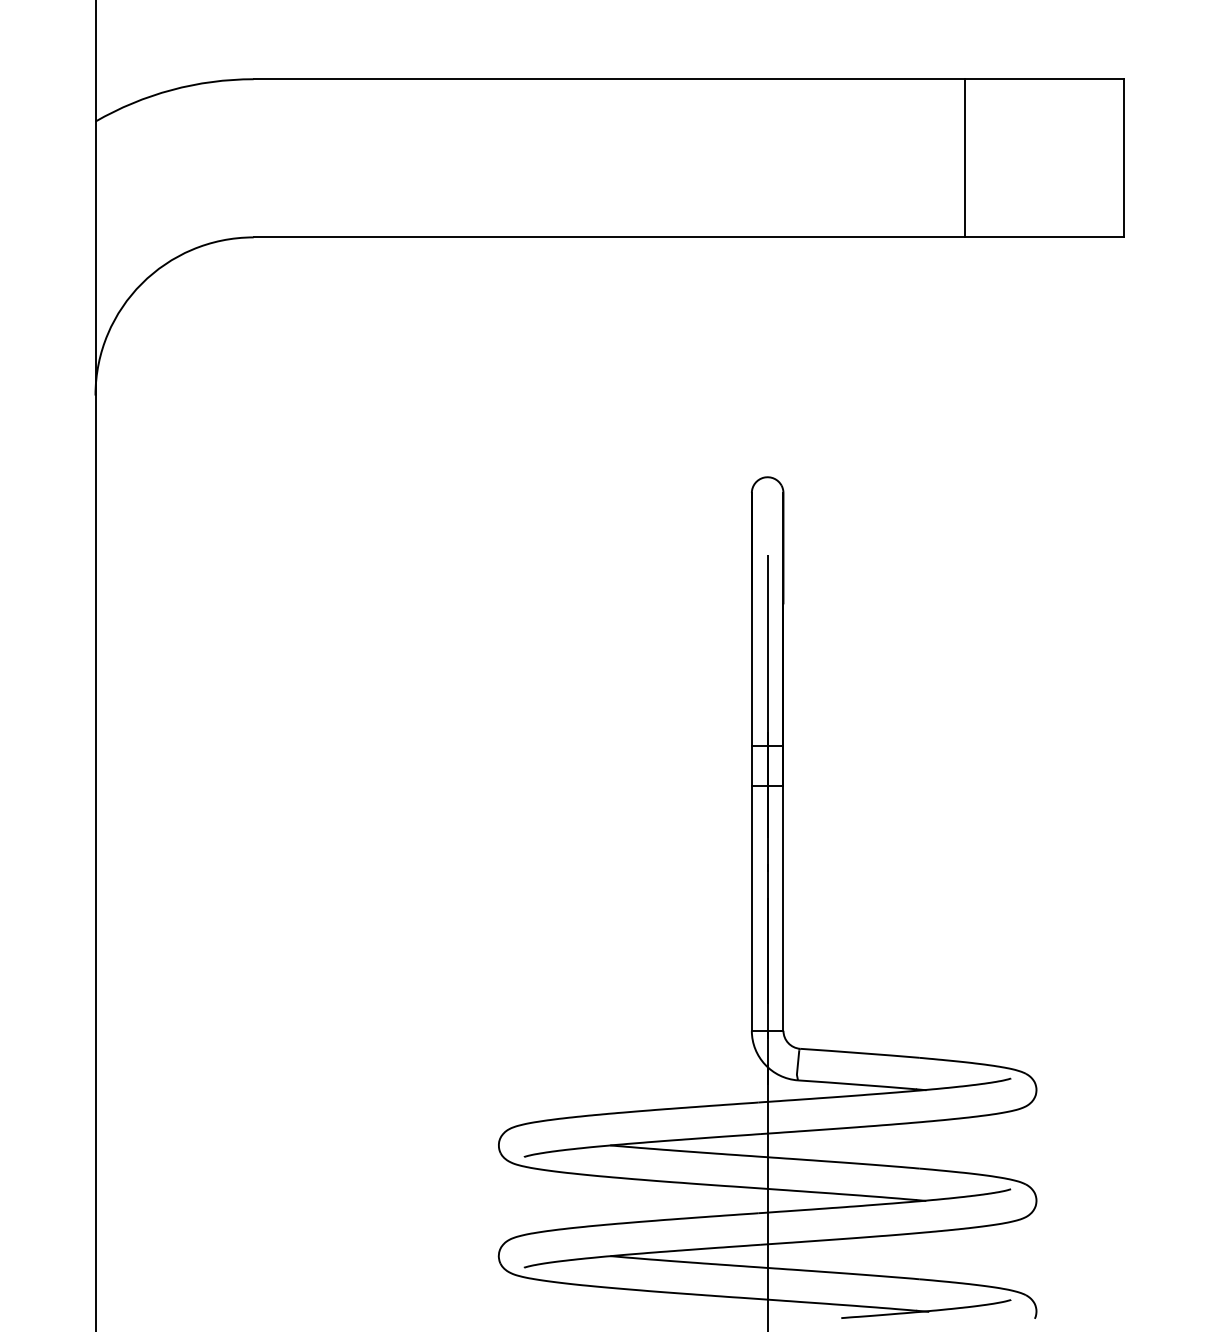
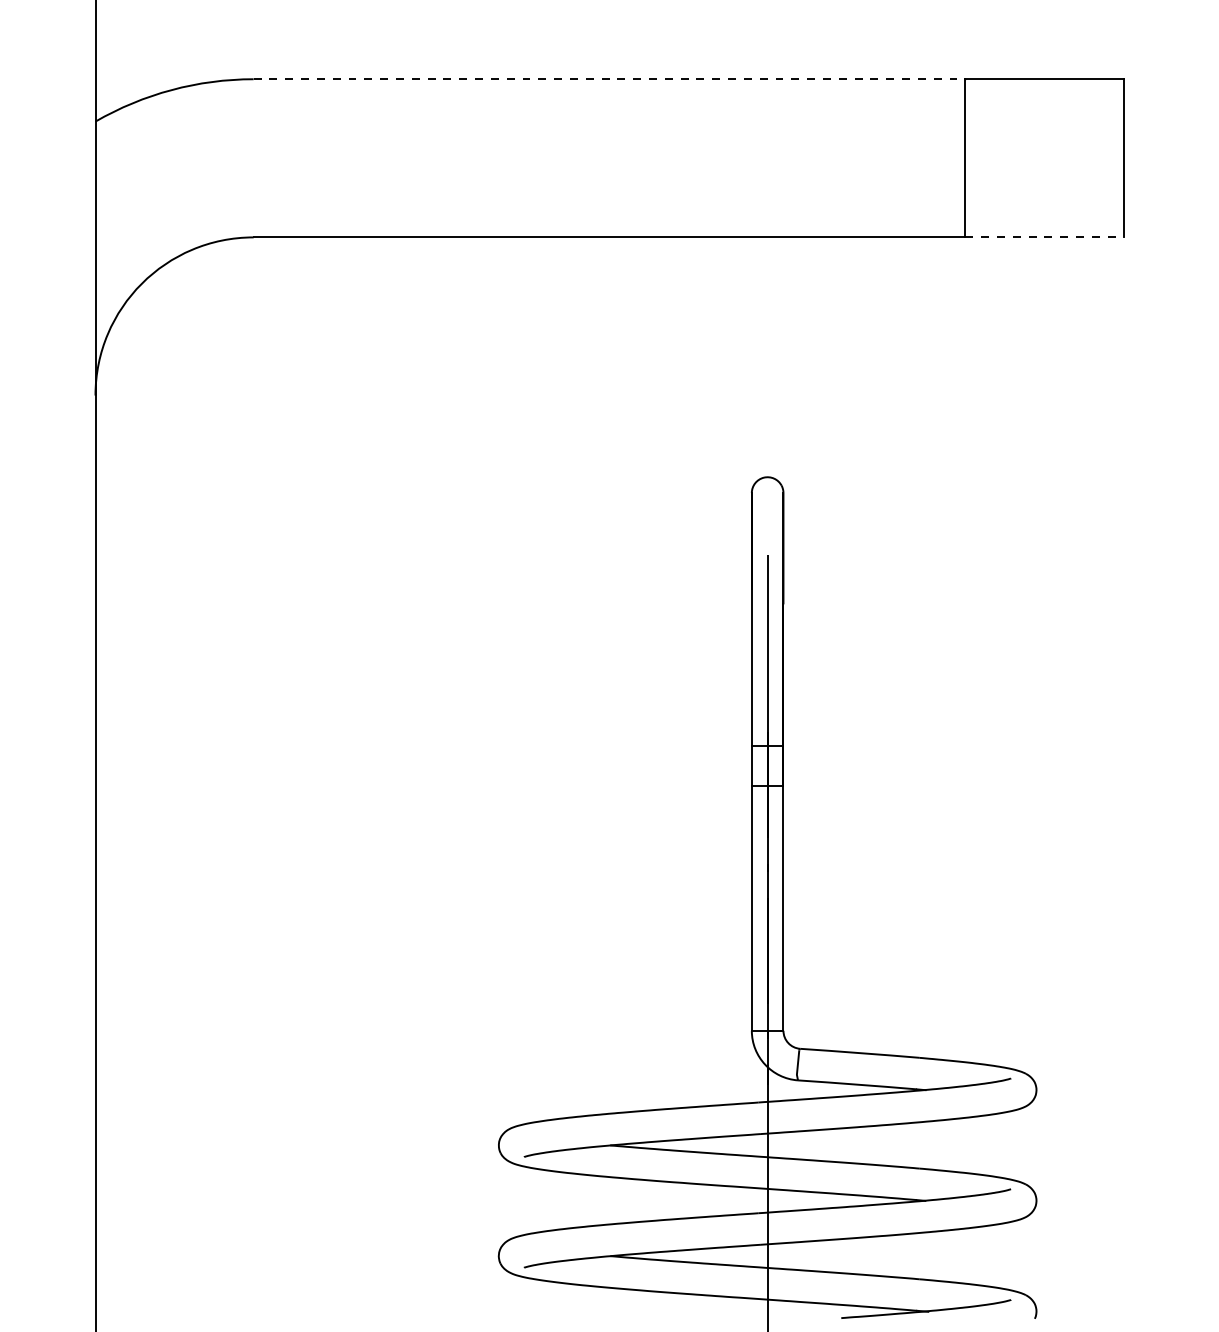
line: solid -> dashed (609, 79)
line: solid -> dashed (1044, 237)
